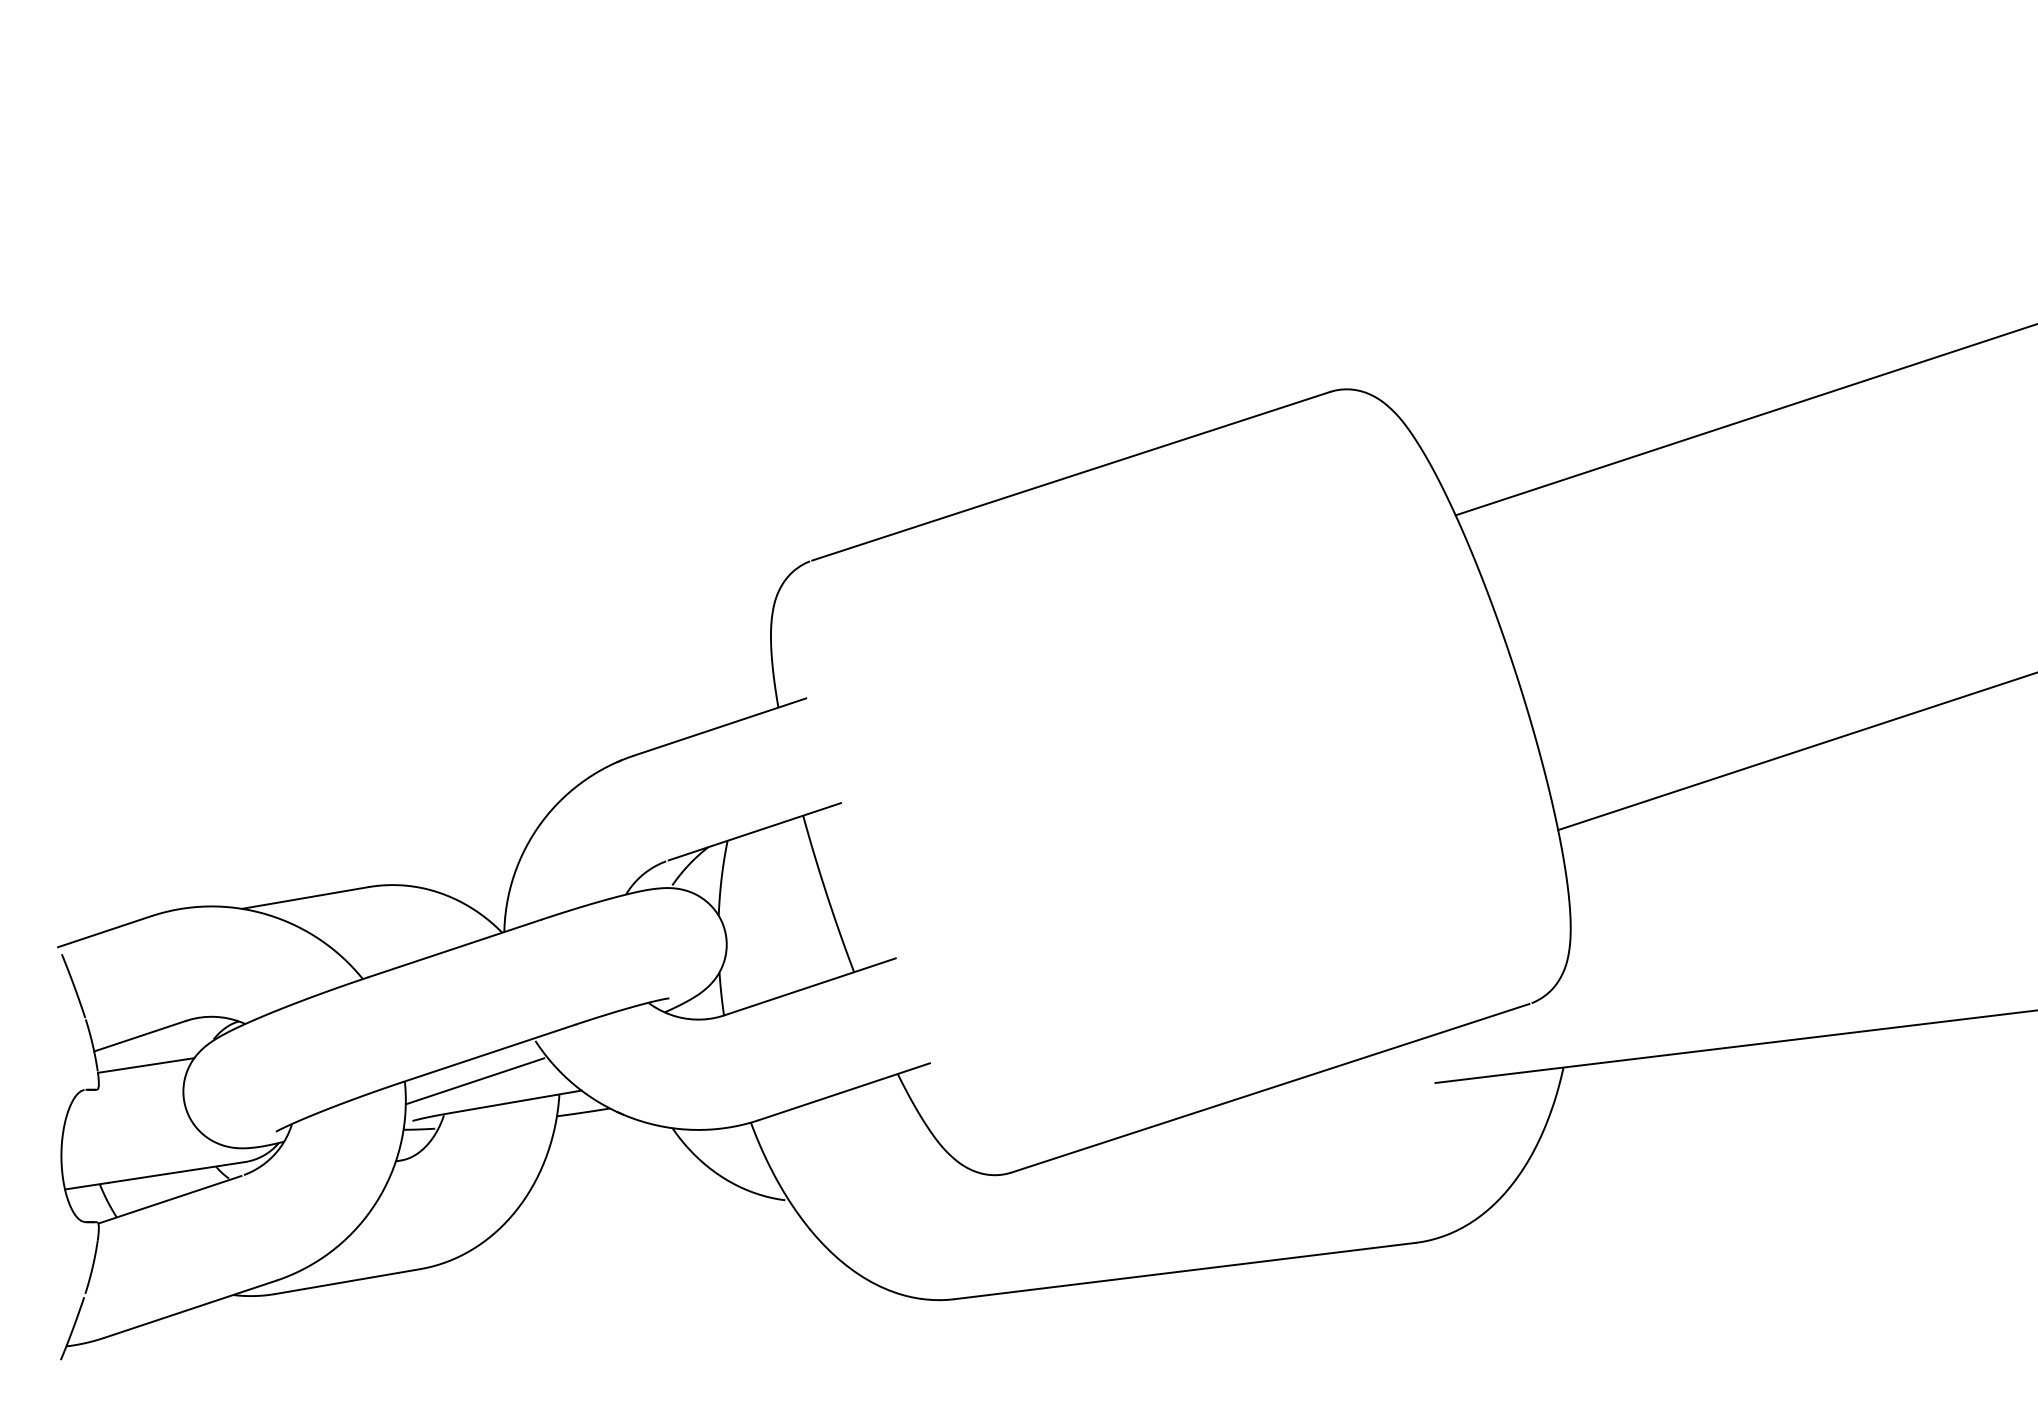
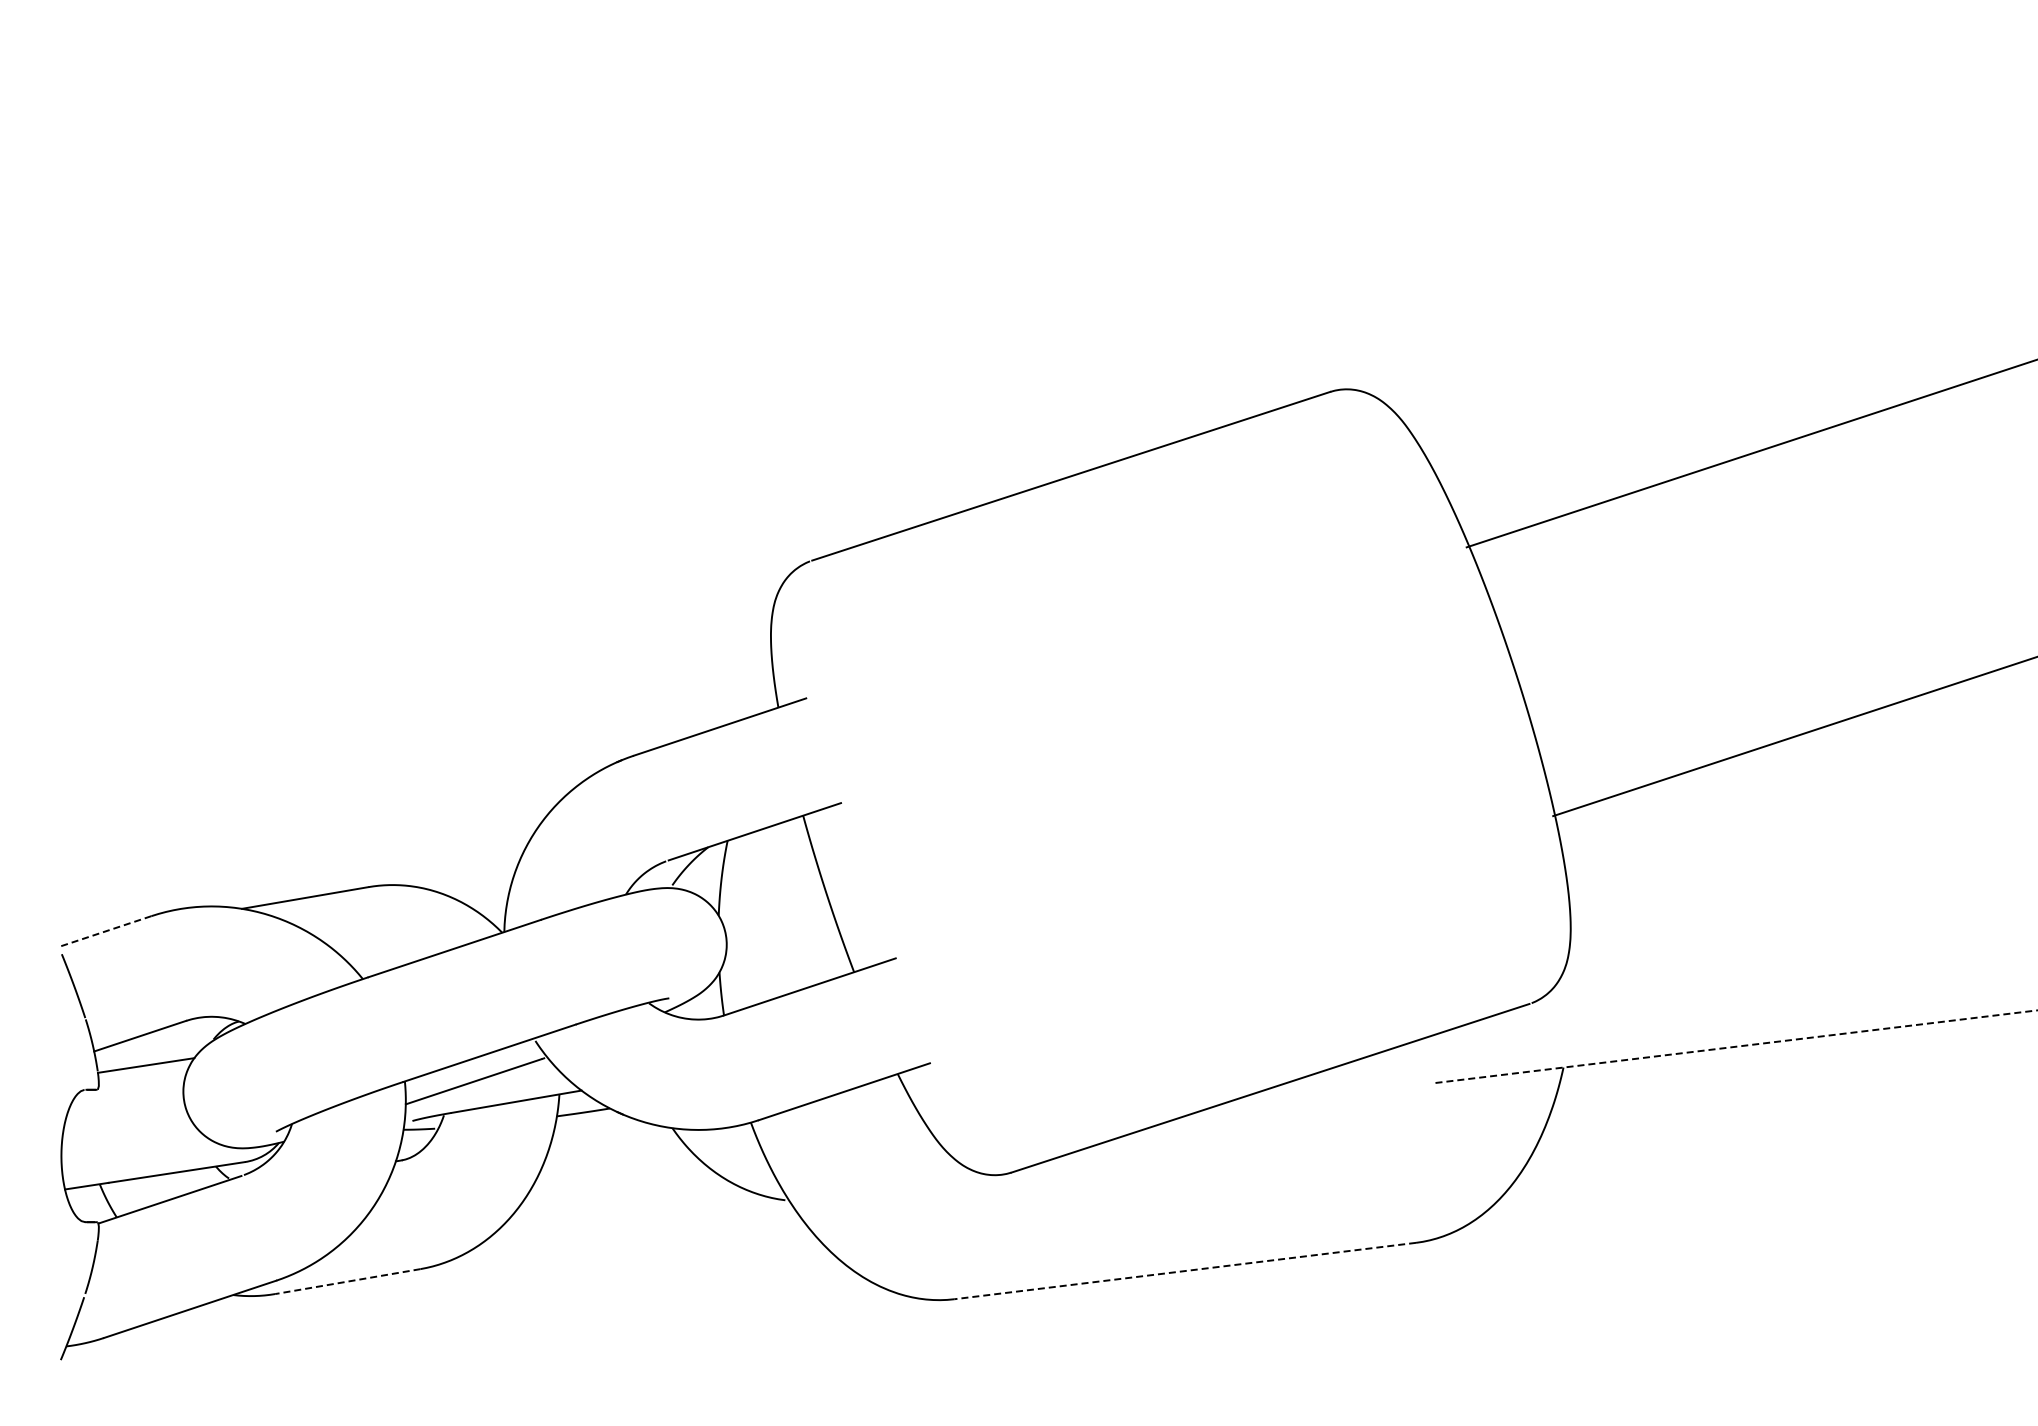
line position: (1744, 420) -> (1750, 453) (1750, 453)
line position: (1796, 751) -> (1793, 736) (1793, 736)
line: solid -> dashed (104, 931)
line: solid -> dashed (1737, 1046)
line: solid -> dashed (1185, 1271)
line: solid -> dashed (347, 1281)
